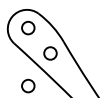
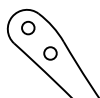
circle: present -> none (28, 85)
